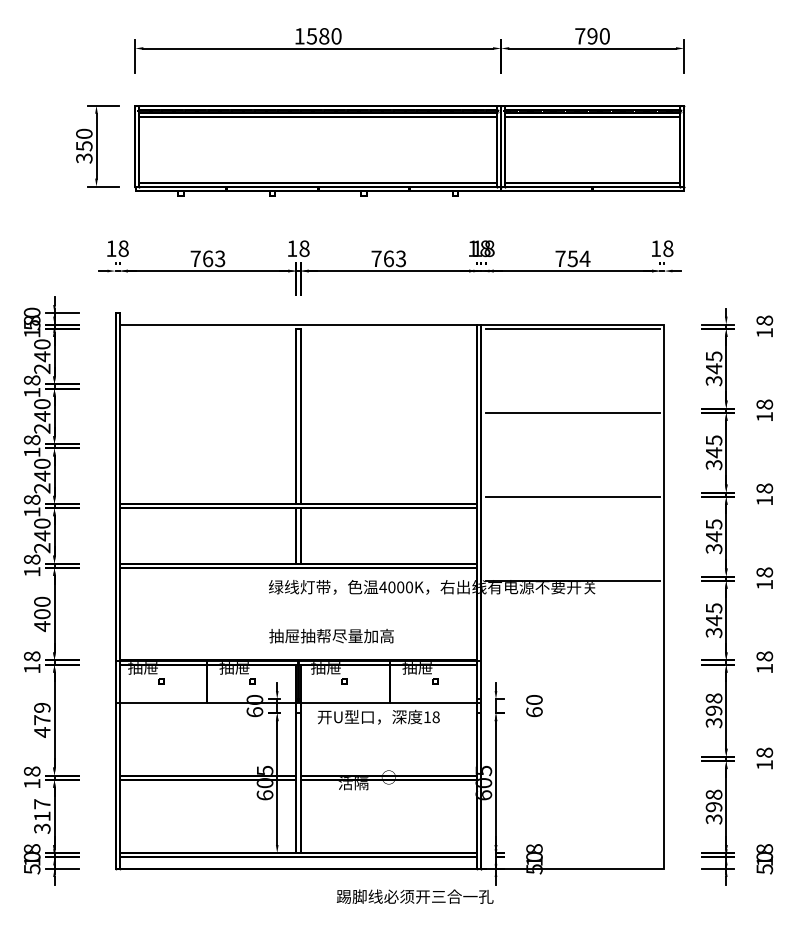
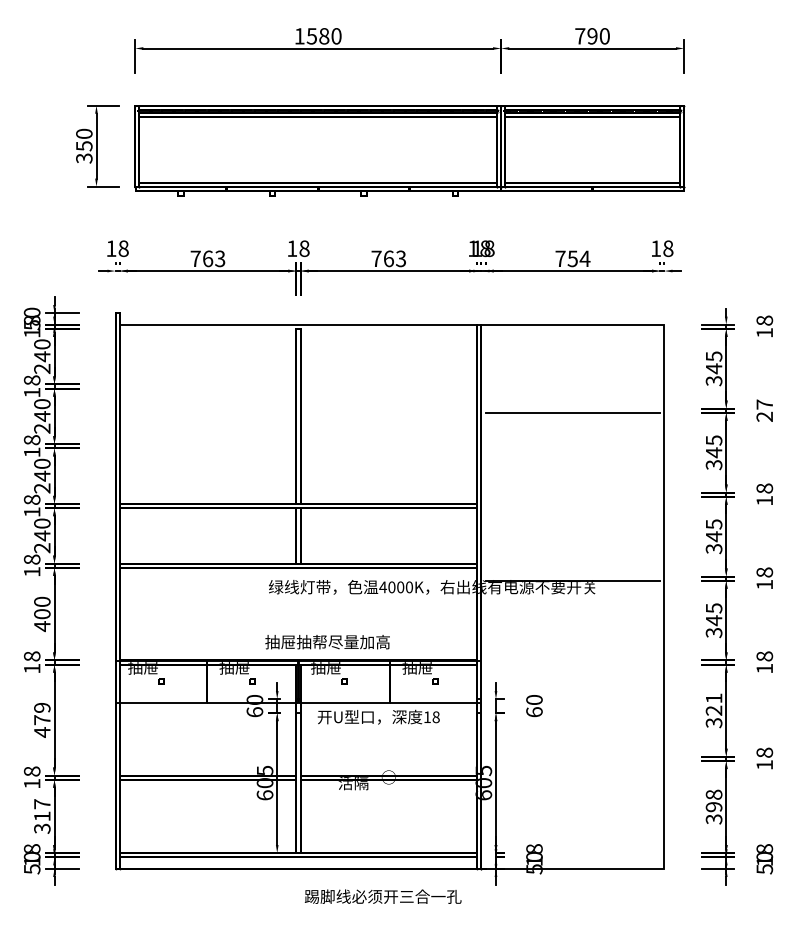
line: present -> none (572, 328)
text: 18 -> 27 (764, 410)
line: present -> none (572, 496)
text position: (331, 636) -> (327, 642) (327, 642)
text: 398 -> 321 (713, 704)
text position: (414, 896) -> (382, 896) (382, 896)
